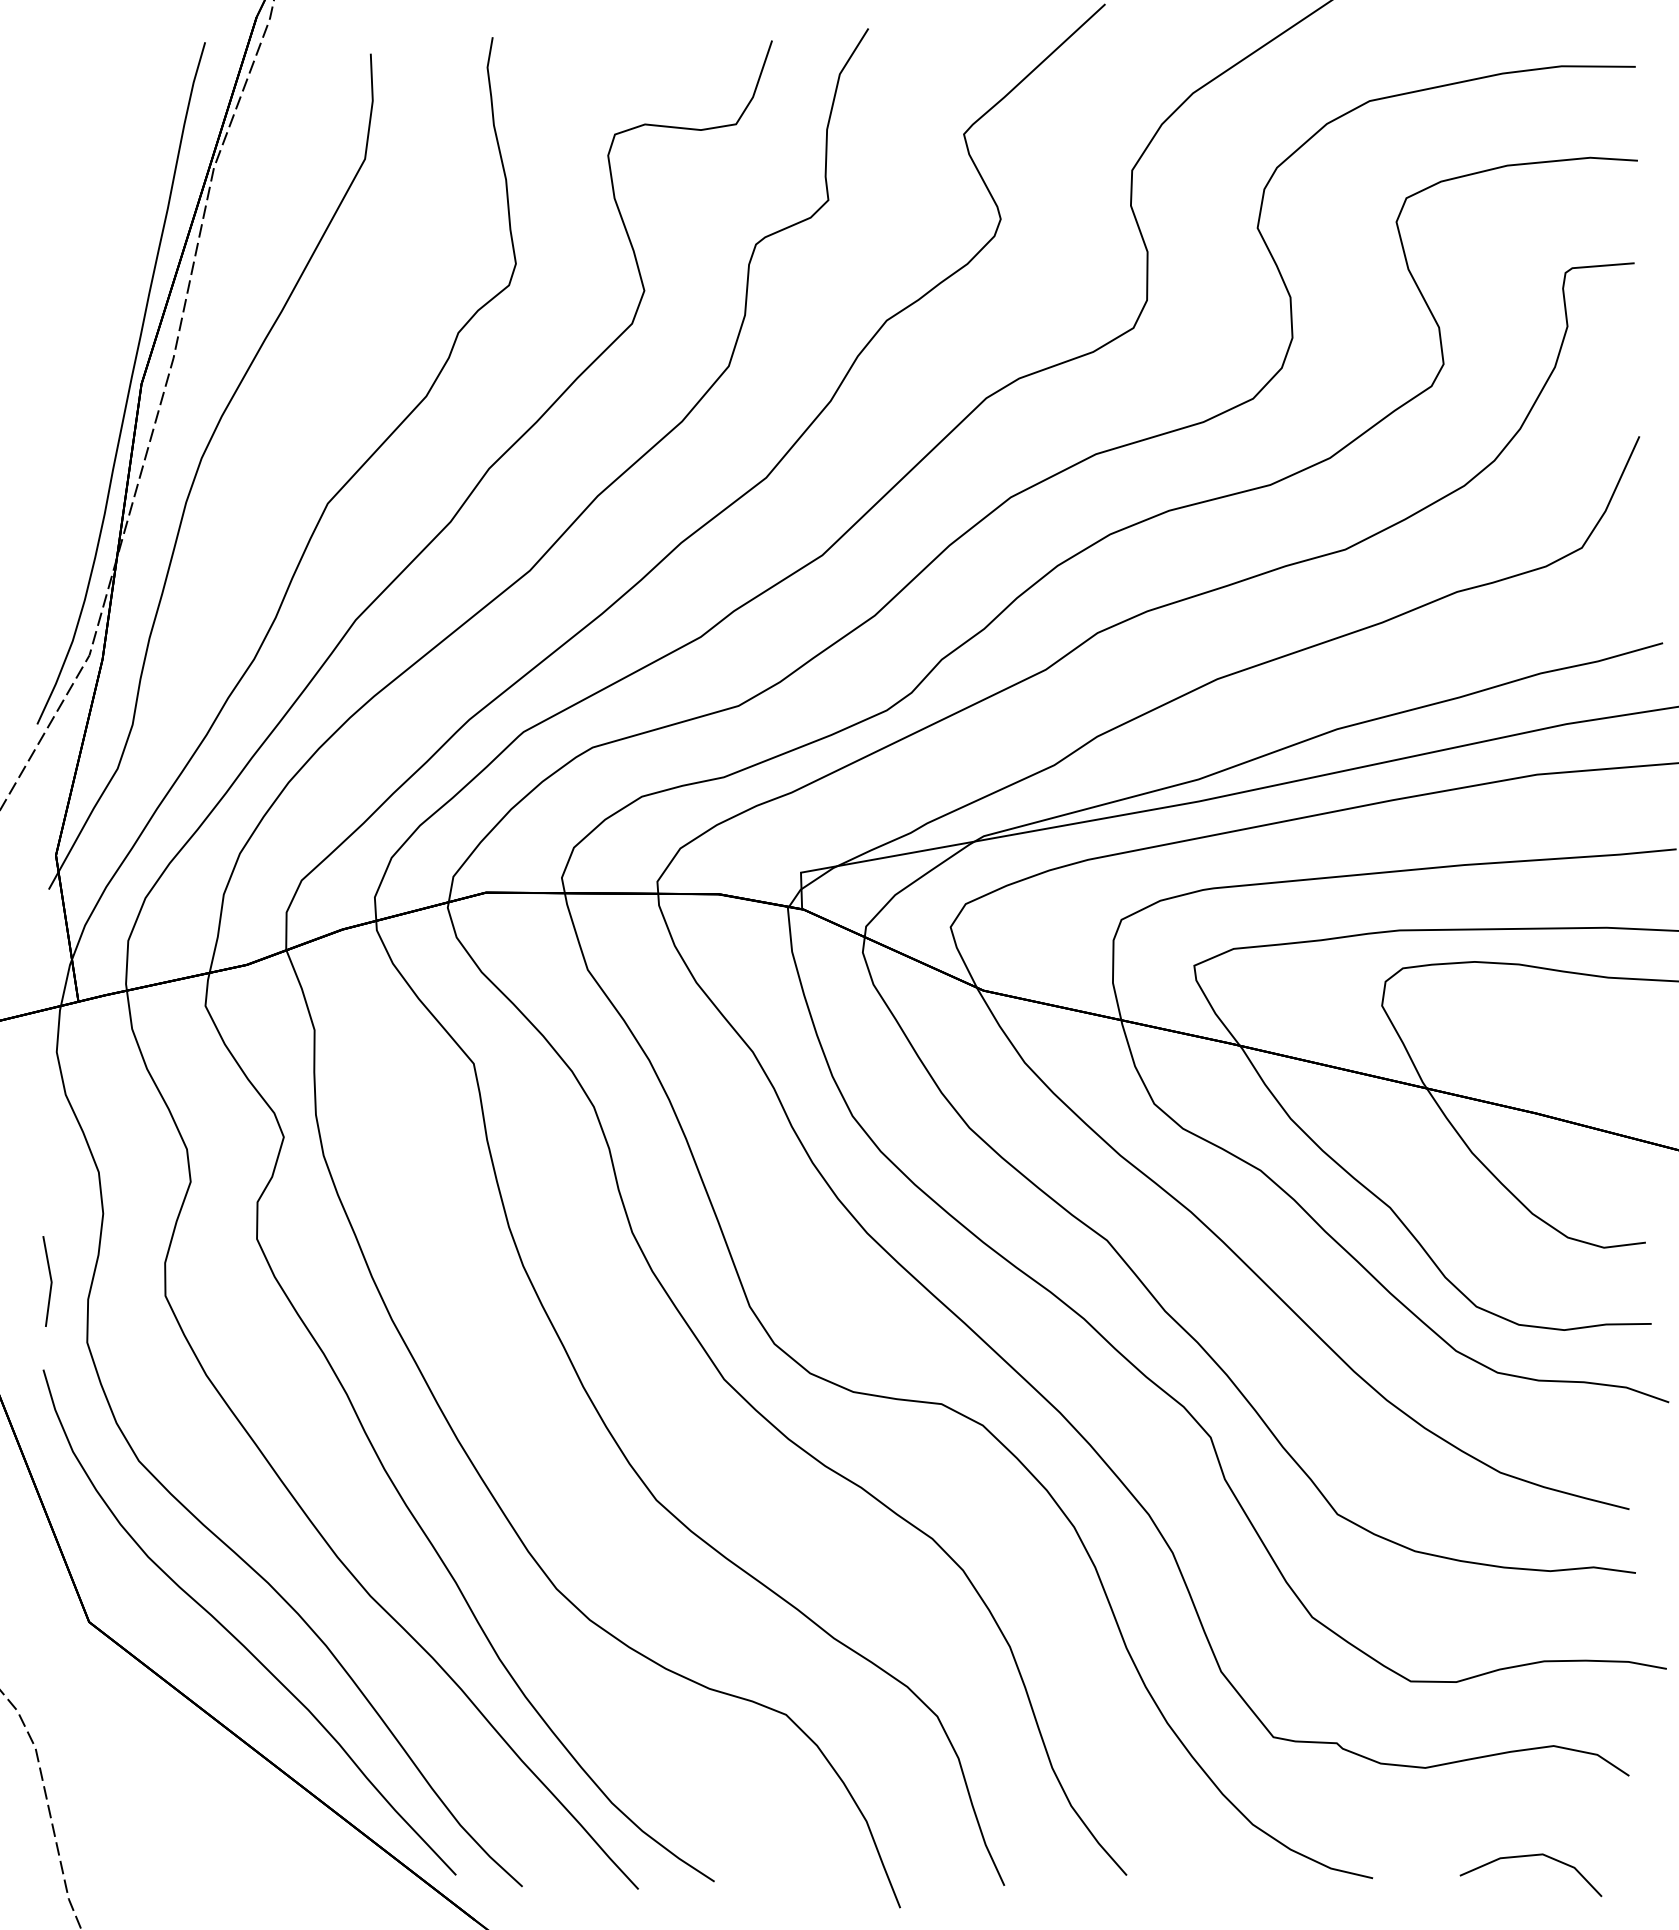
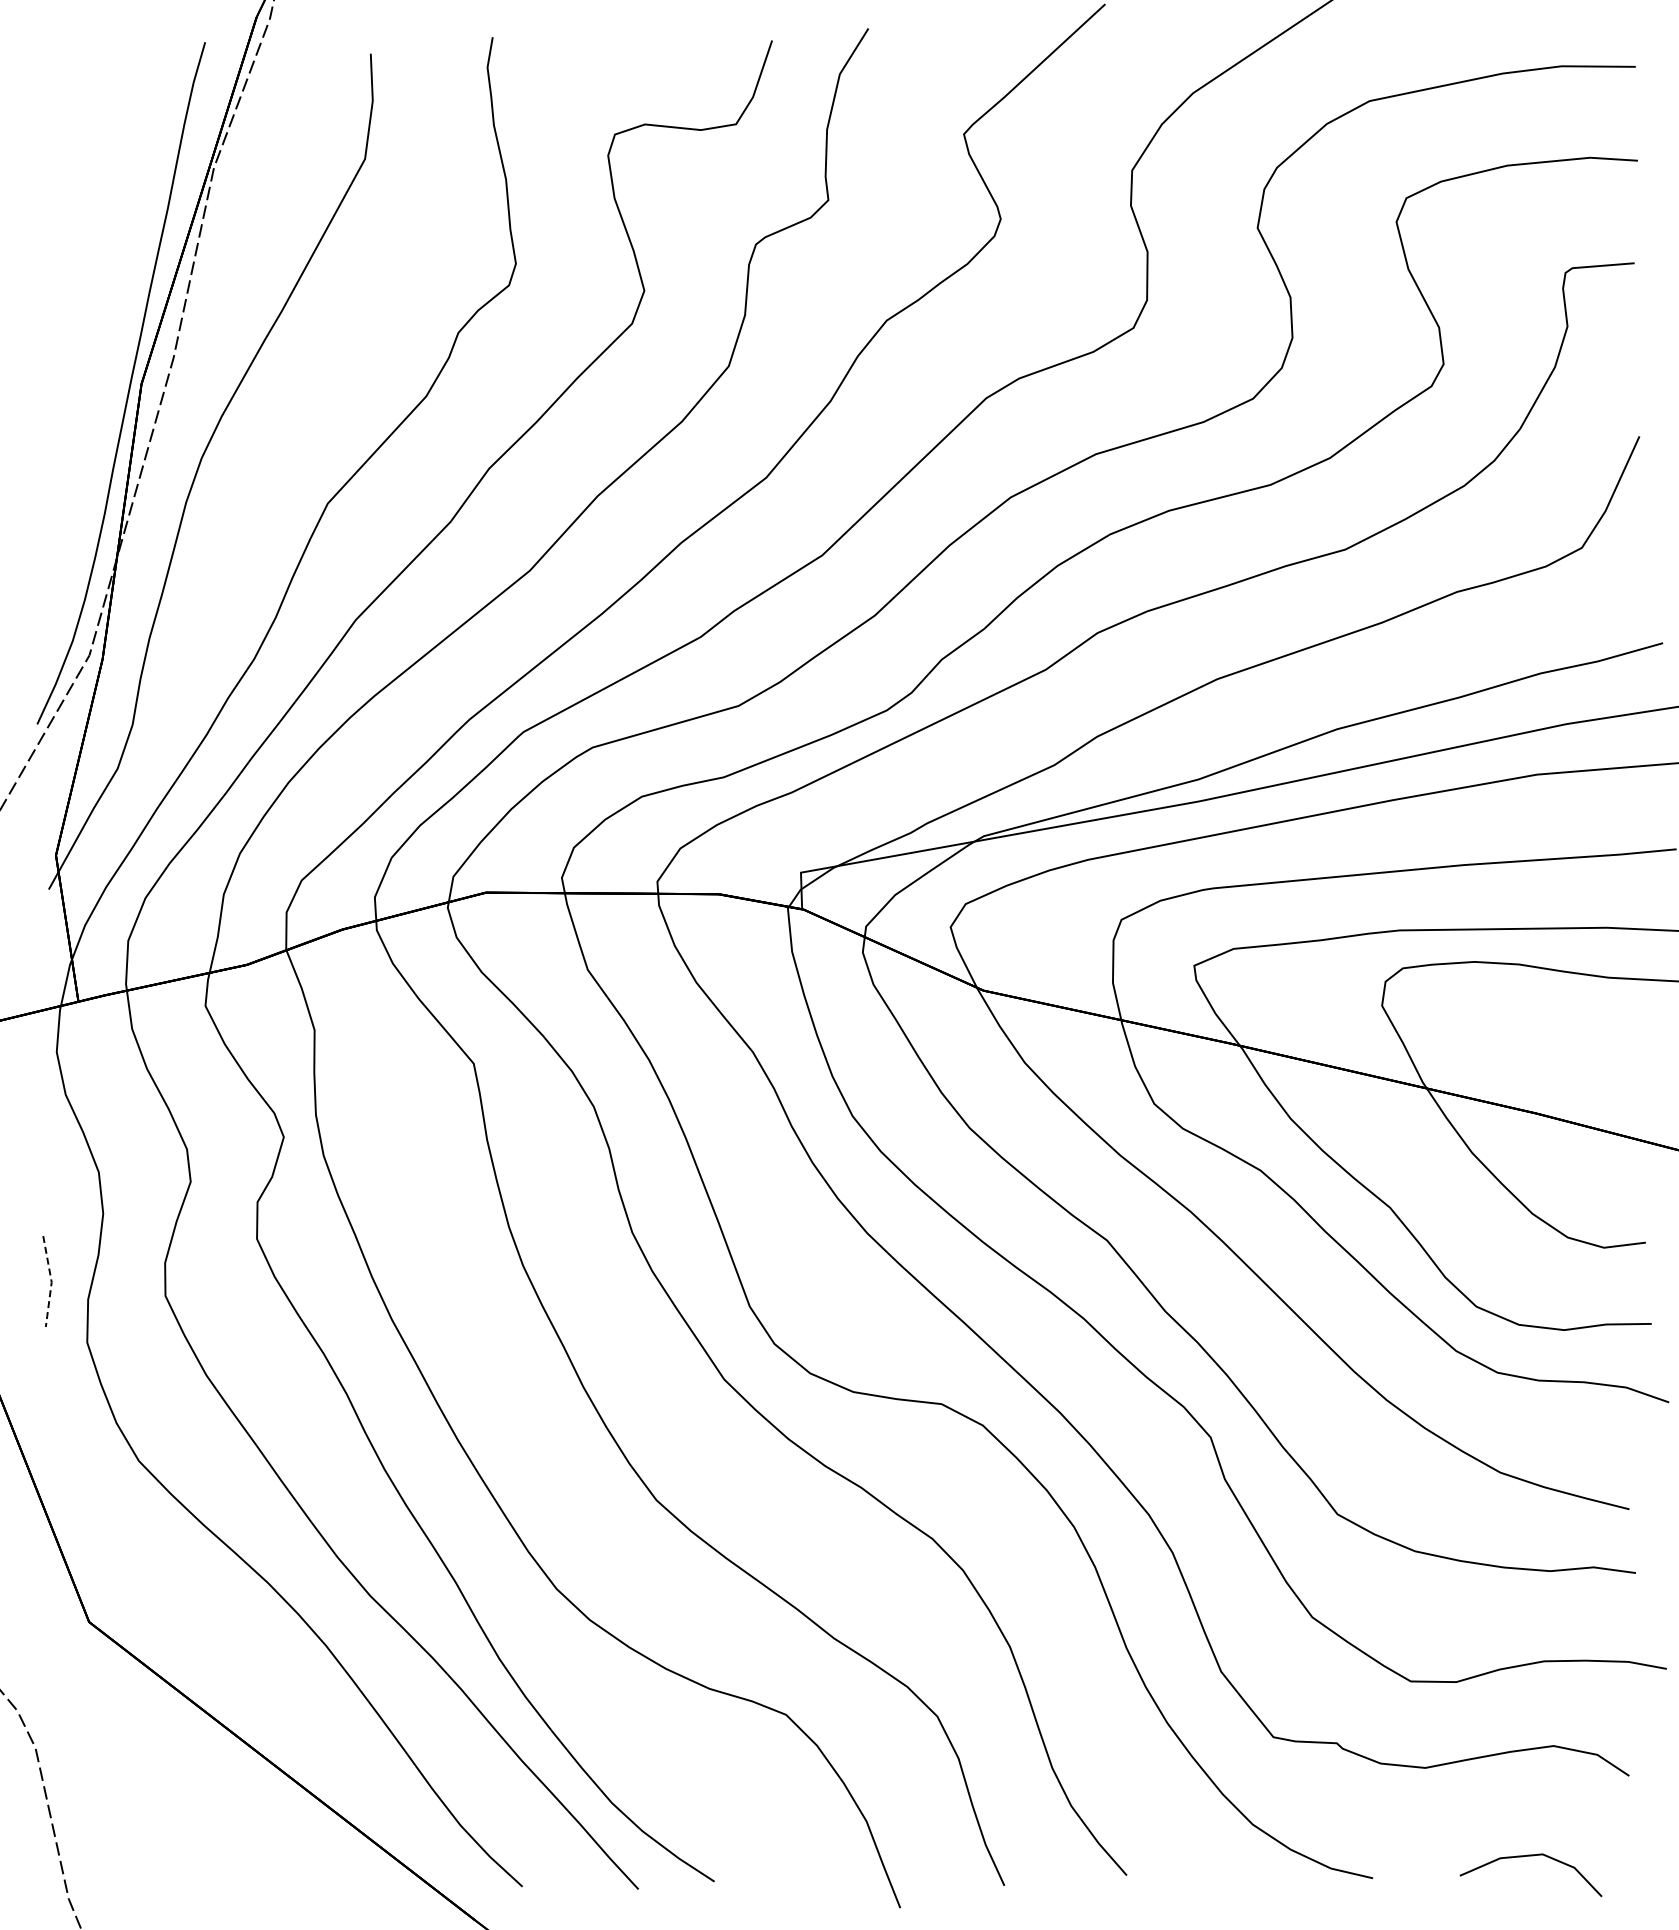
line: solid -> dashed (51, 1282)
curve: present -> none (235, 1636)
